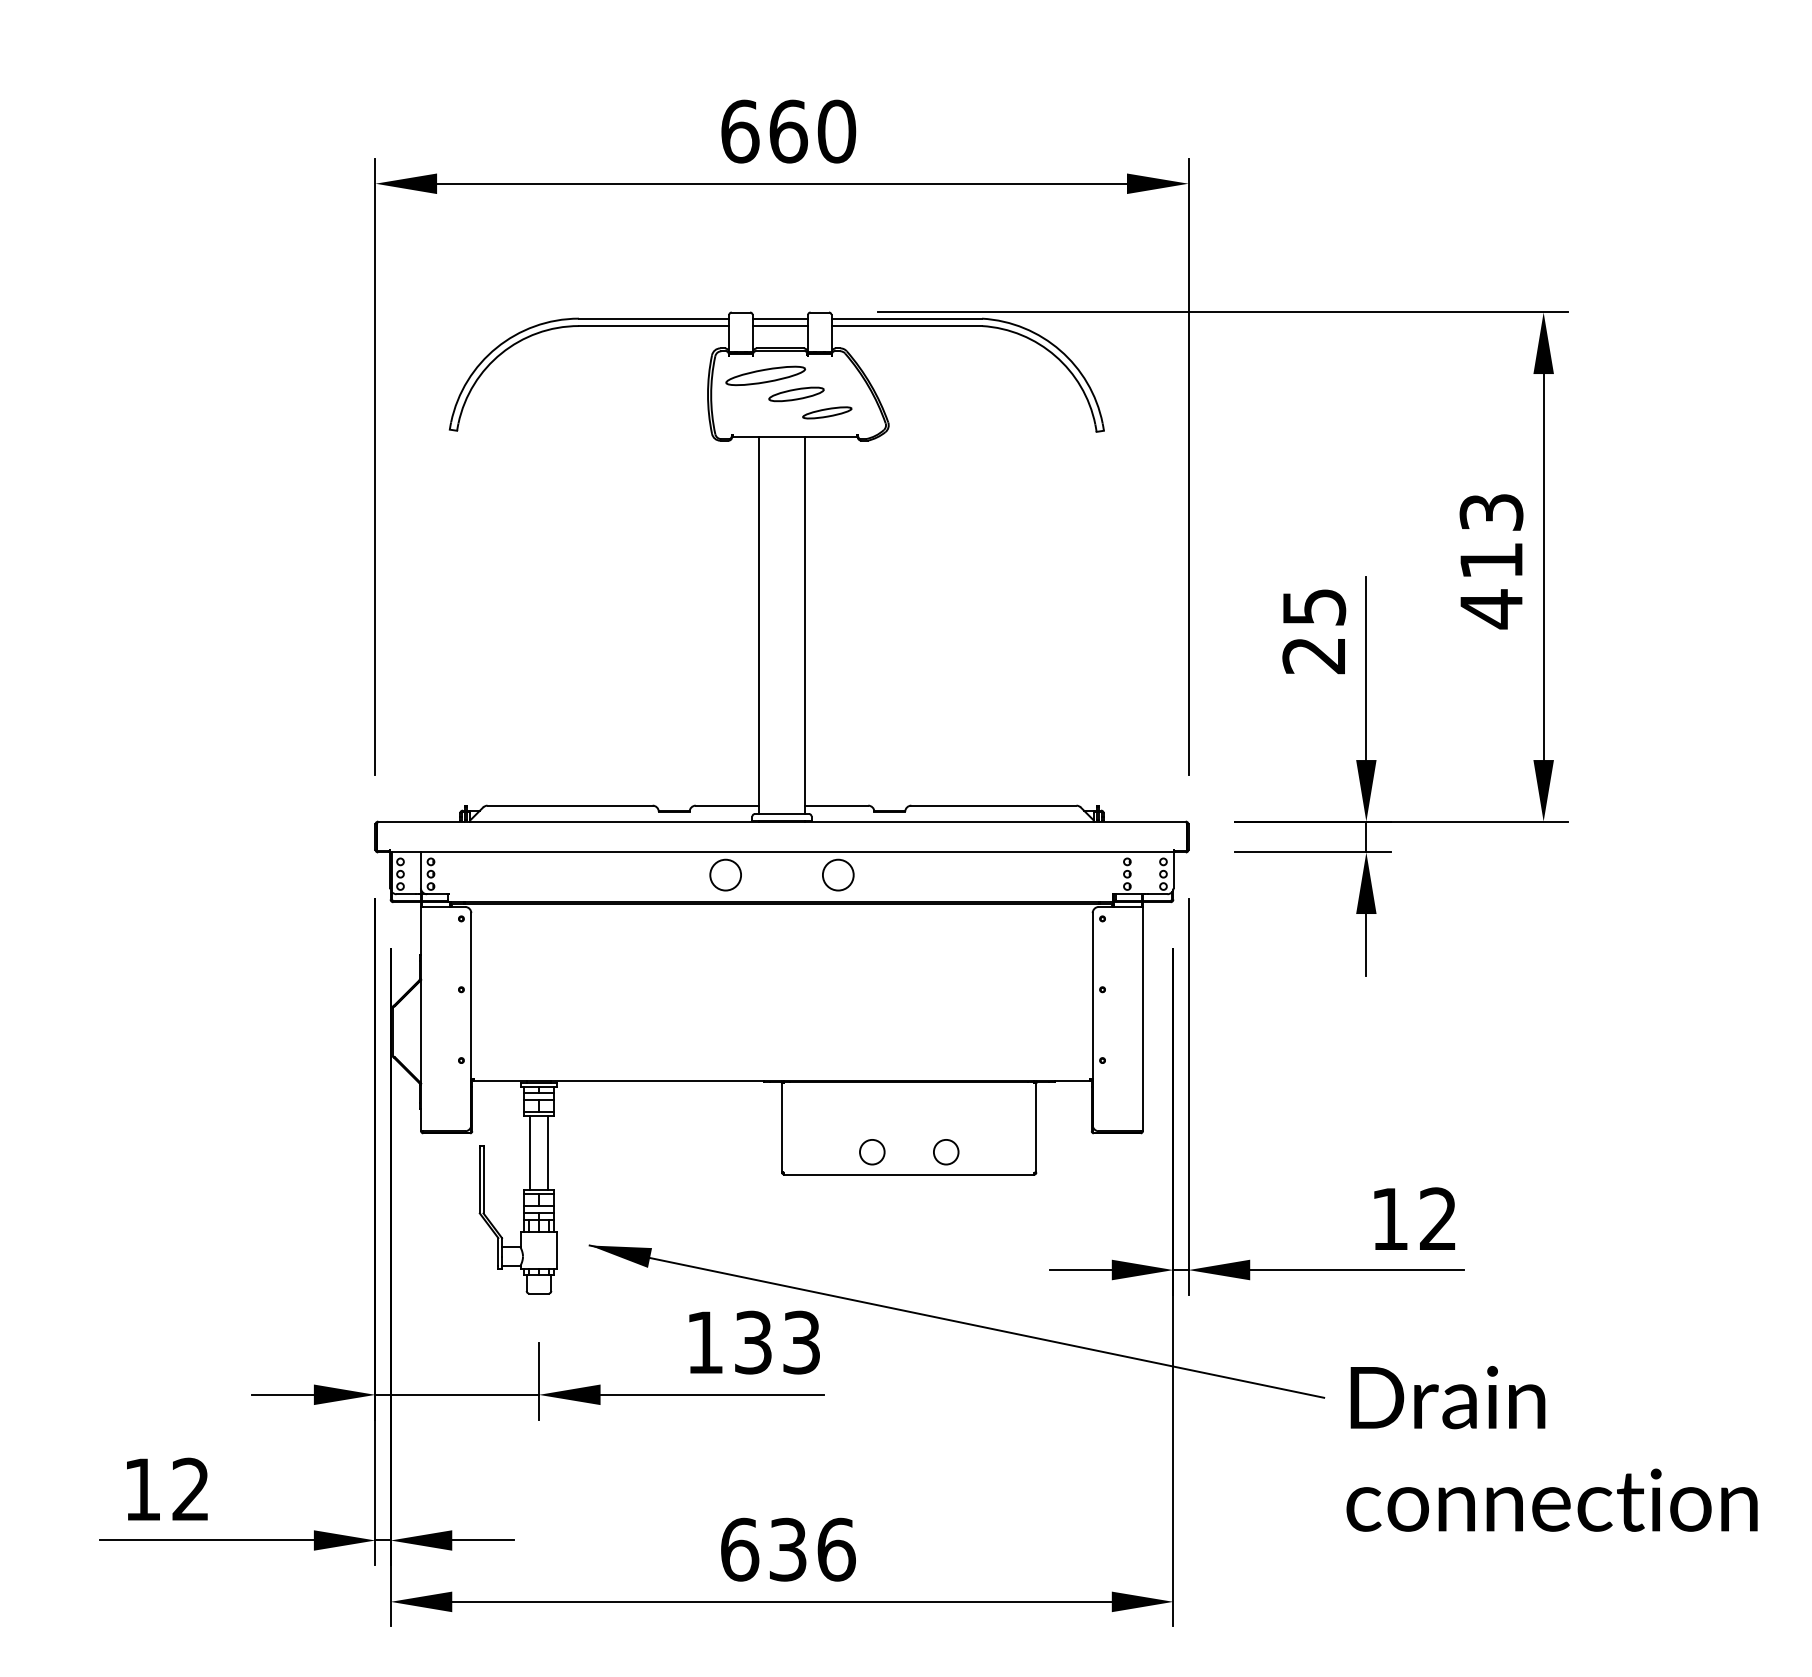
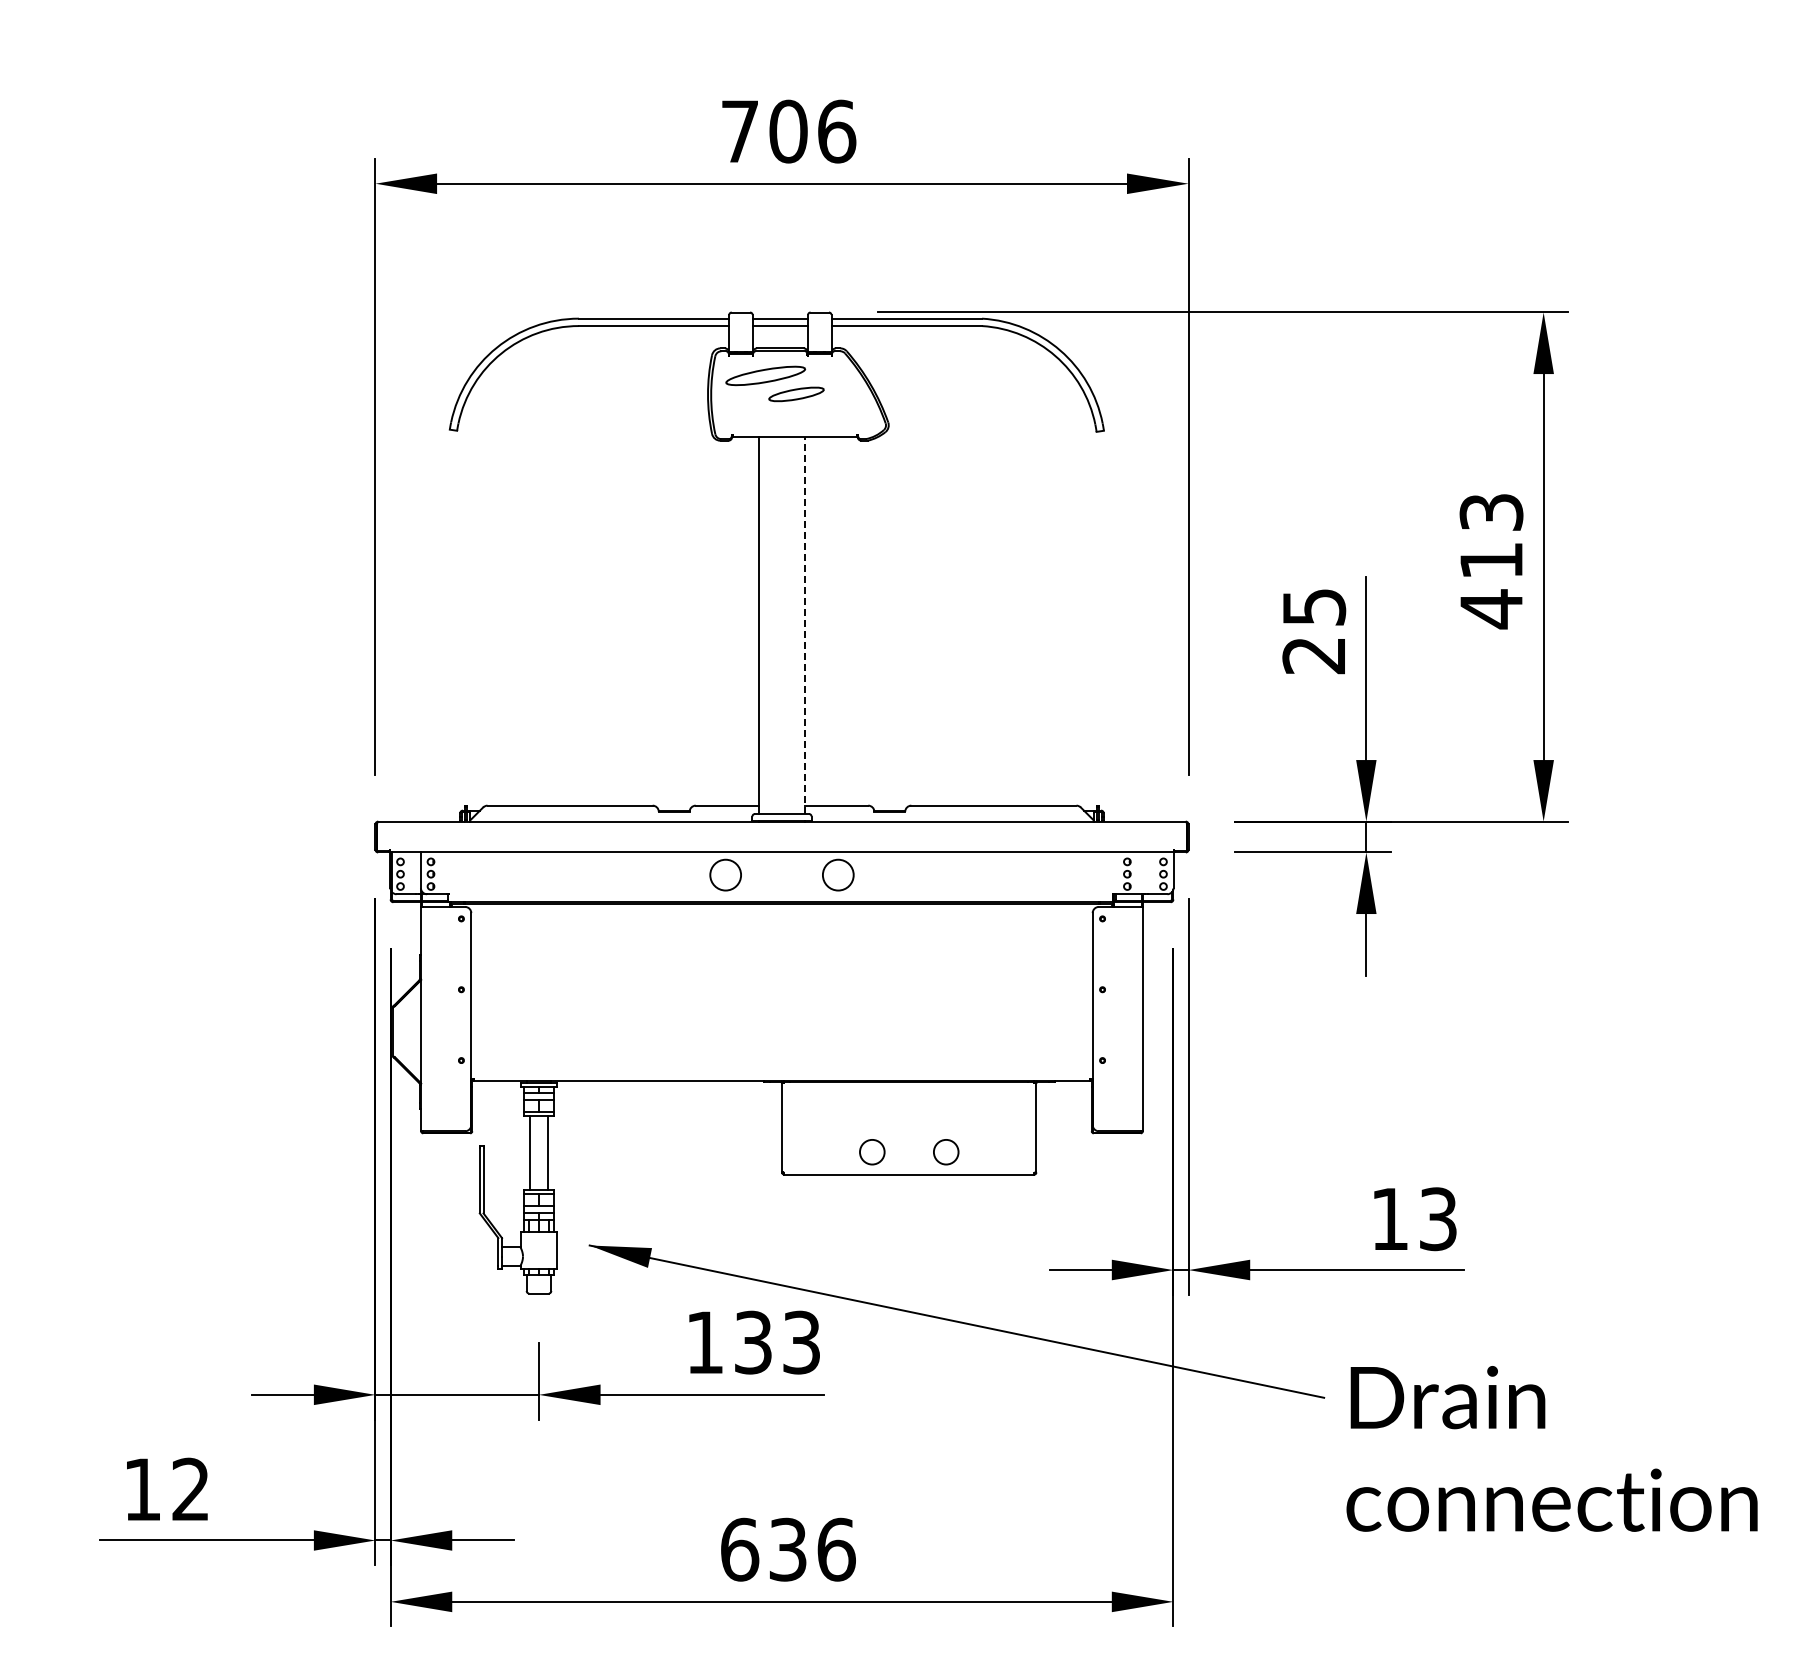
text: 660 -> 706 (788, 131)
part: present -> none (827, 412)
line: solid -> dashed (805, 625)
text: 12 -> 13 (1438, 1219)
